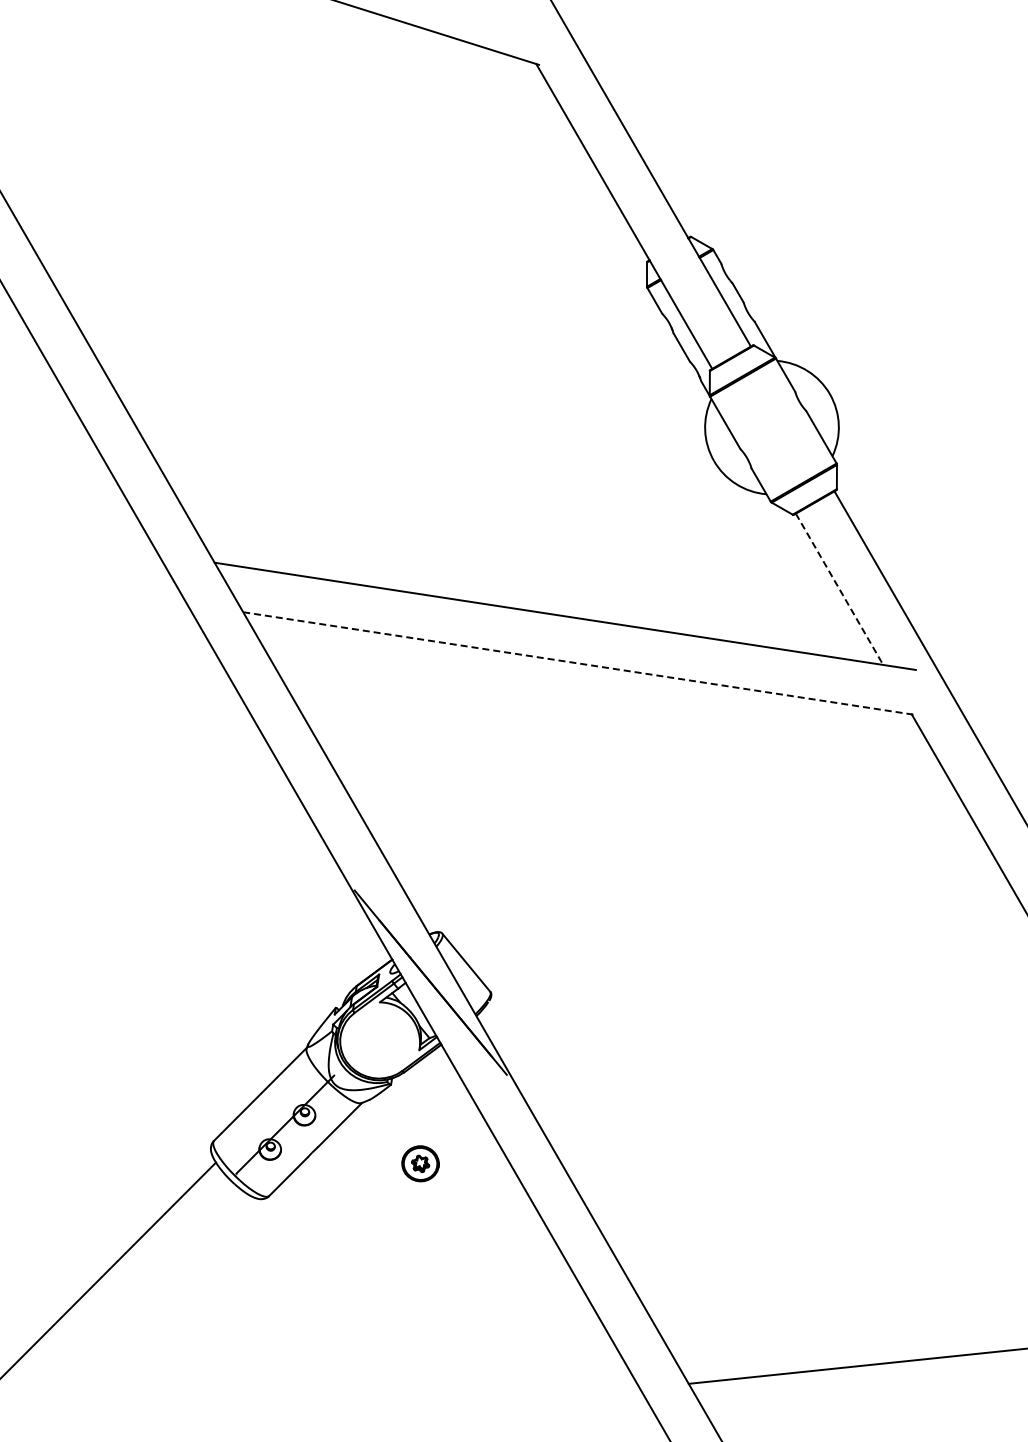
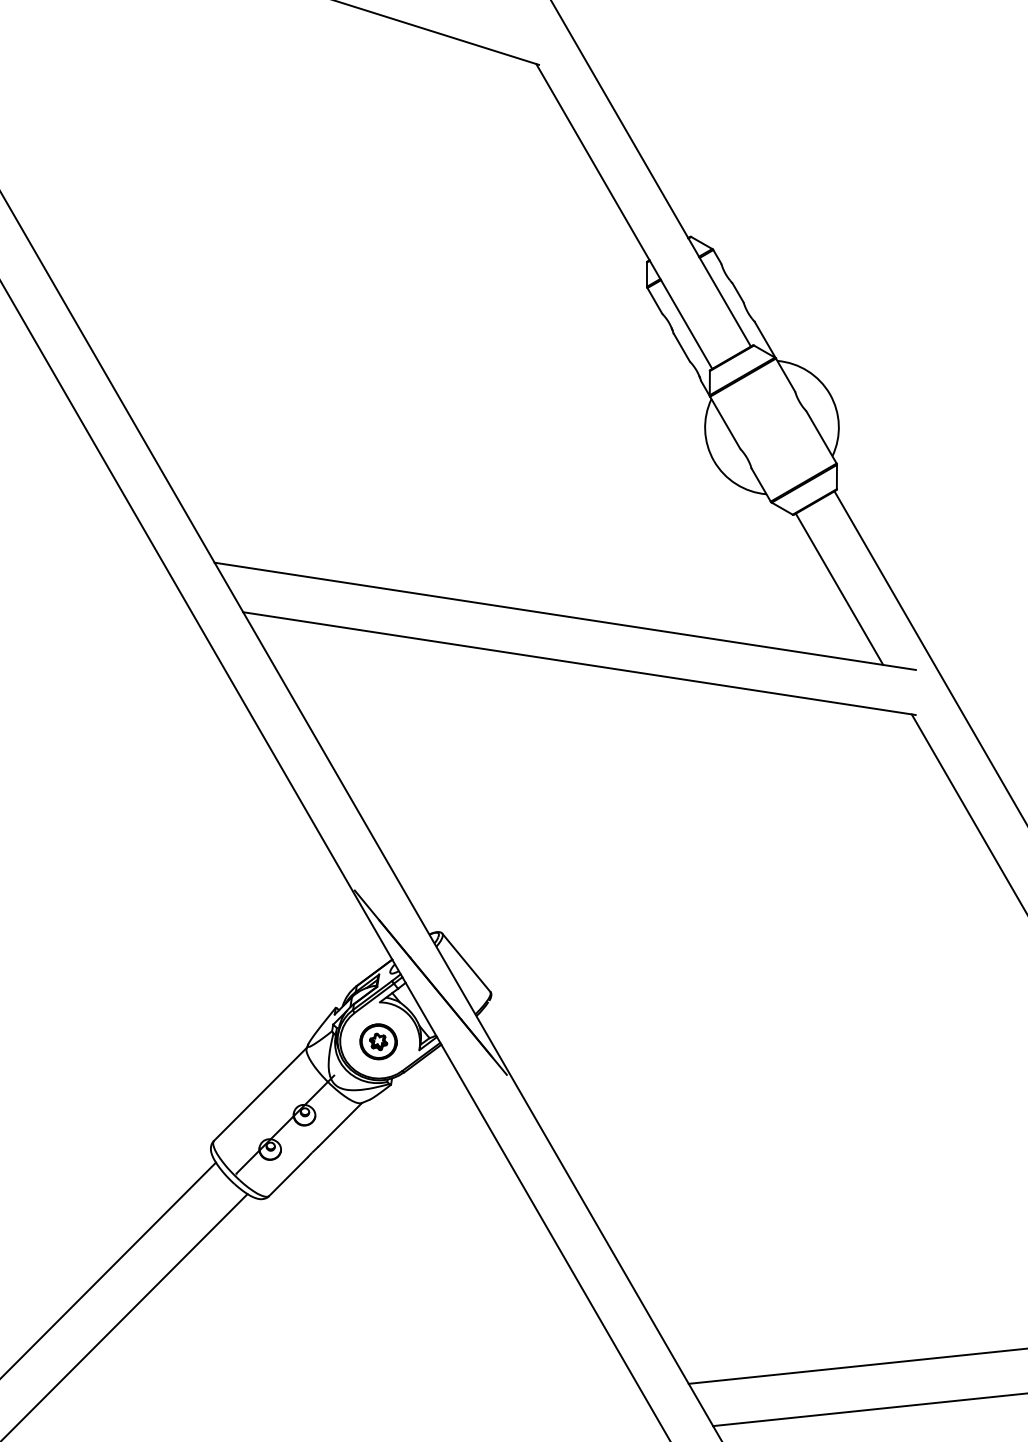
line: dashed -> solid (839, 589)
line: dashed -> solid (579, 663)
part position: (420, 1163) -> (378, 1041) (378, 1041)
line: none -> present (125, 1316)
line: none -> present (868, 1409)
